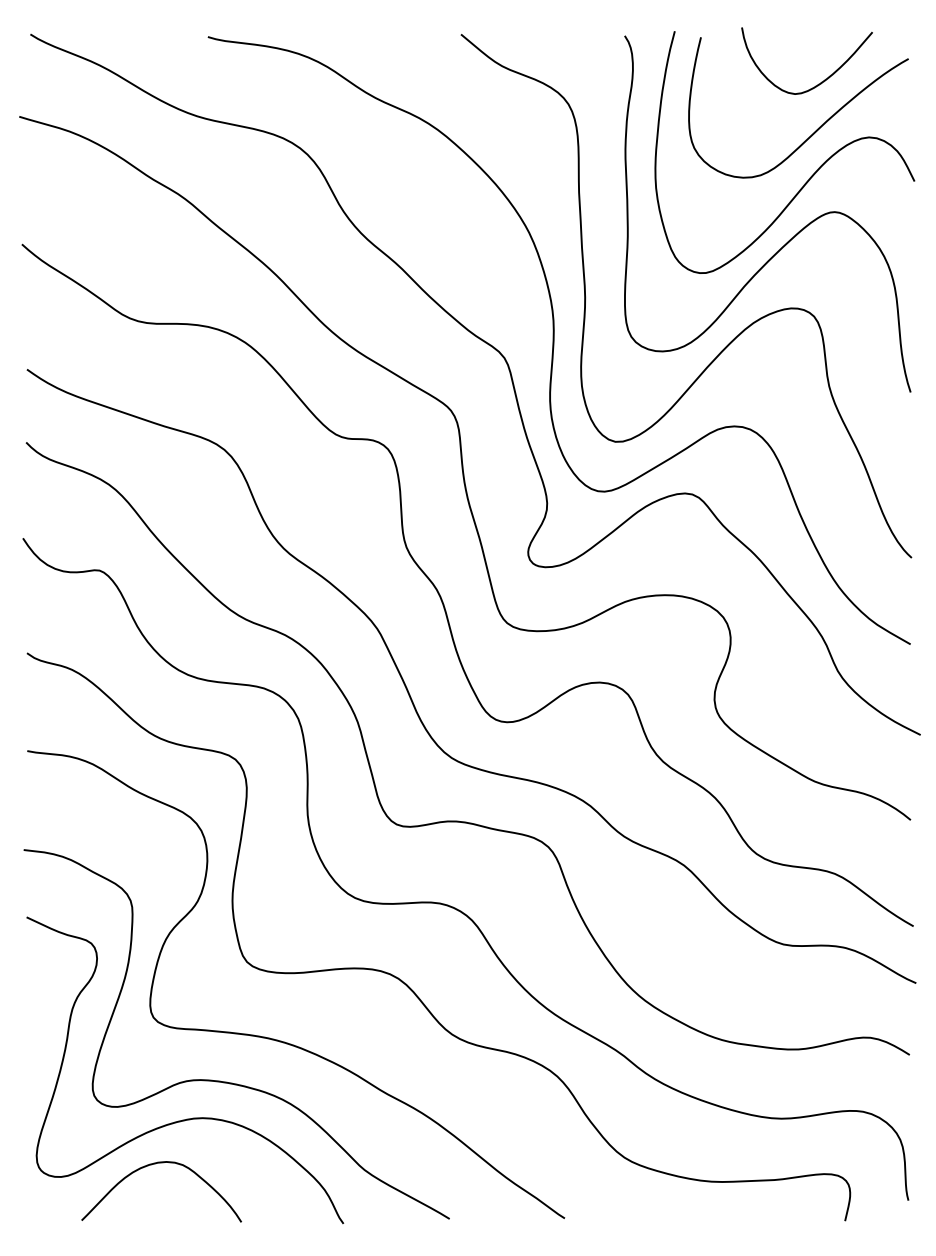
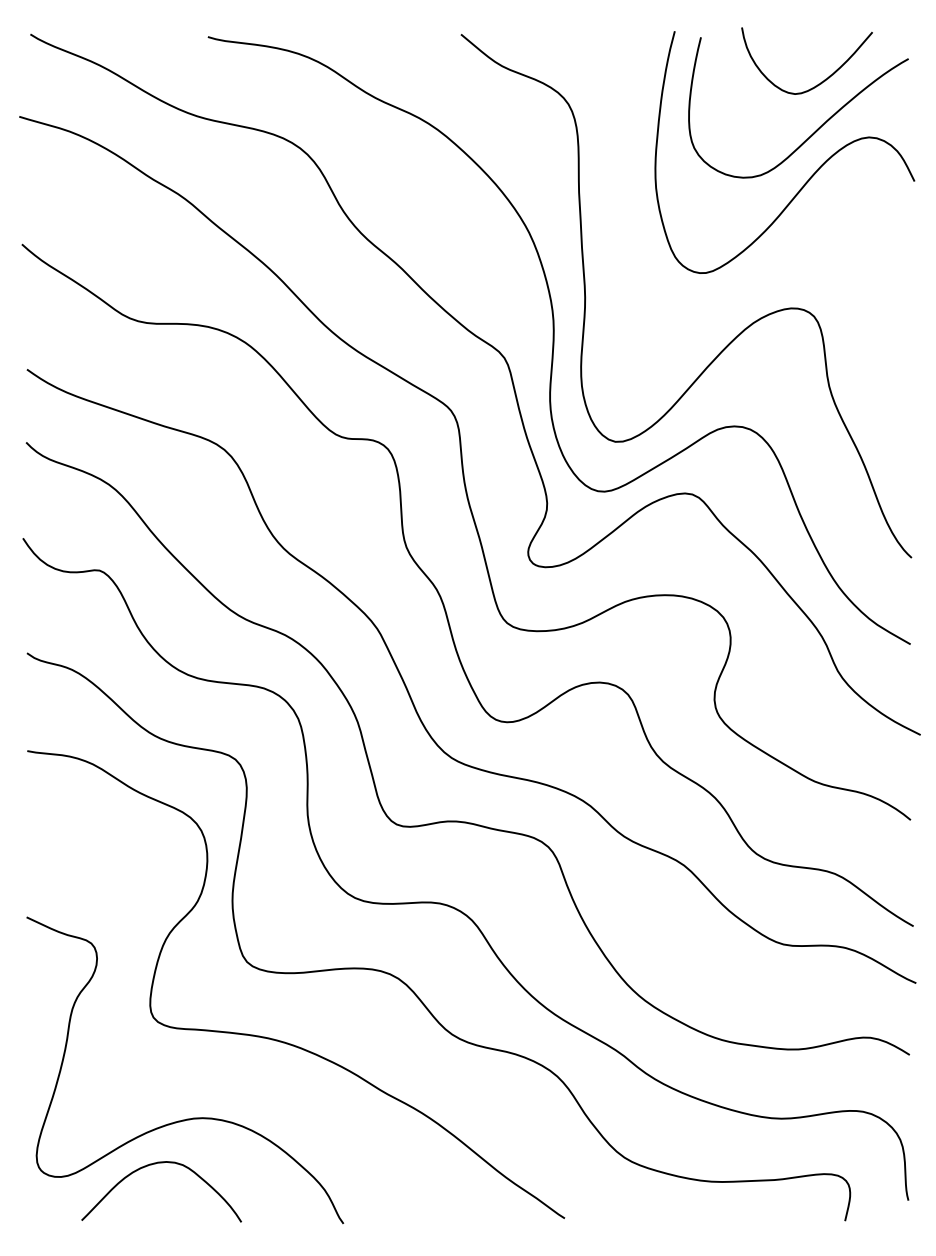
curve: present -> none (790, 238)
curve: present -> none (227, 1081)
